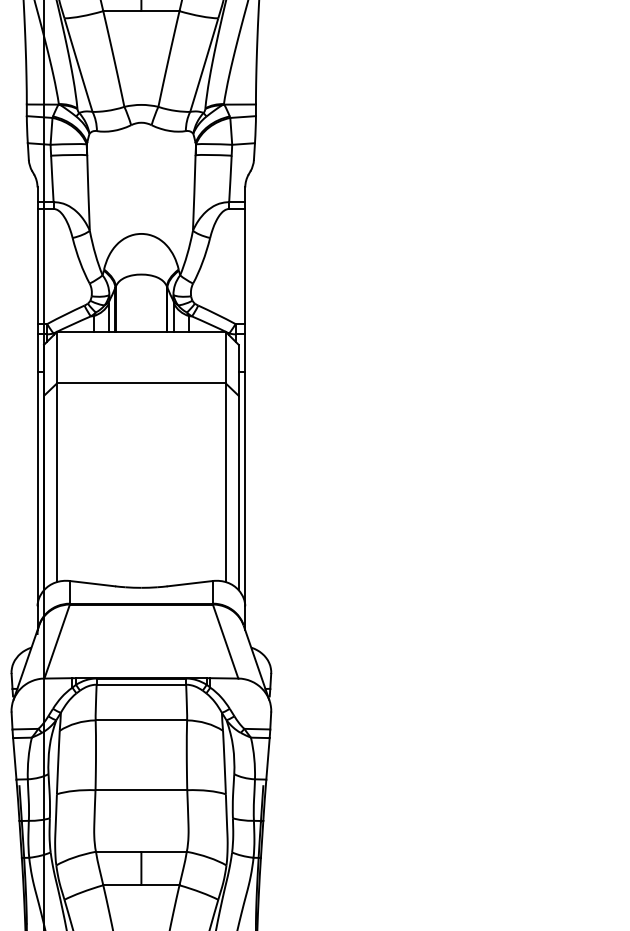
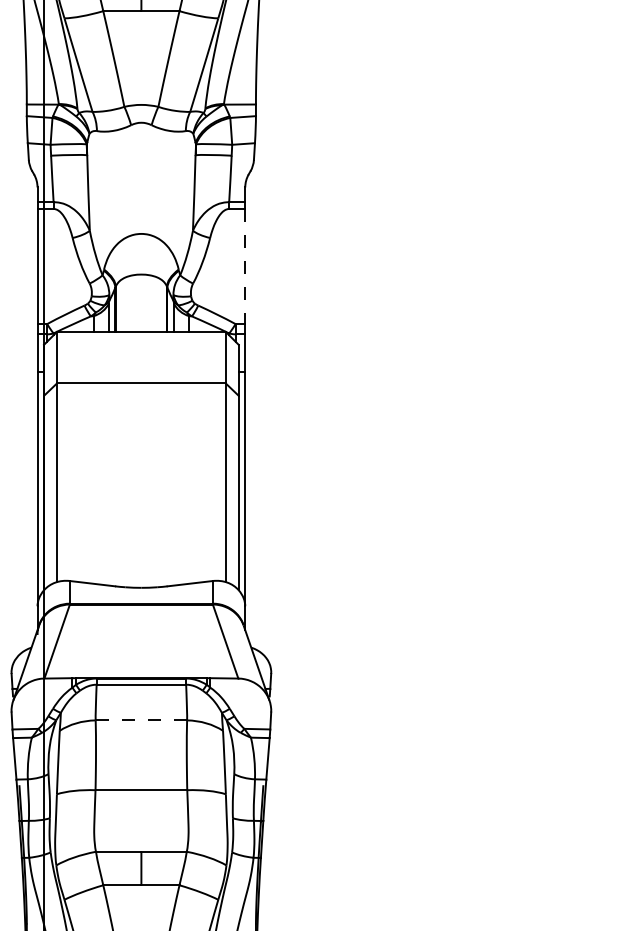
line: solid -> dashed (245, 266)
line: solid -> dashed (141, 720)
